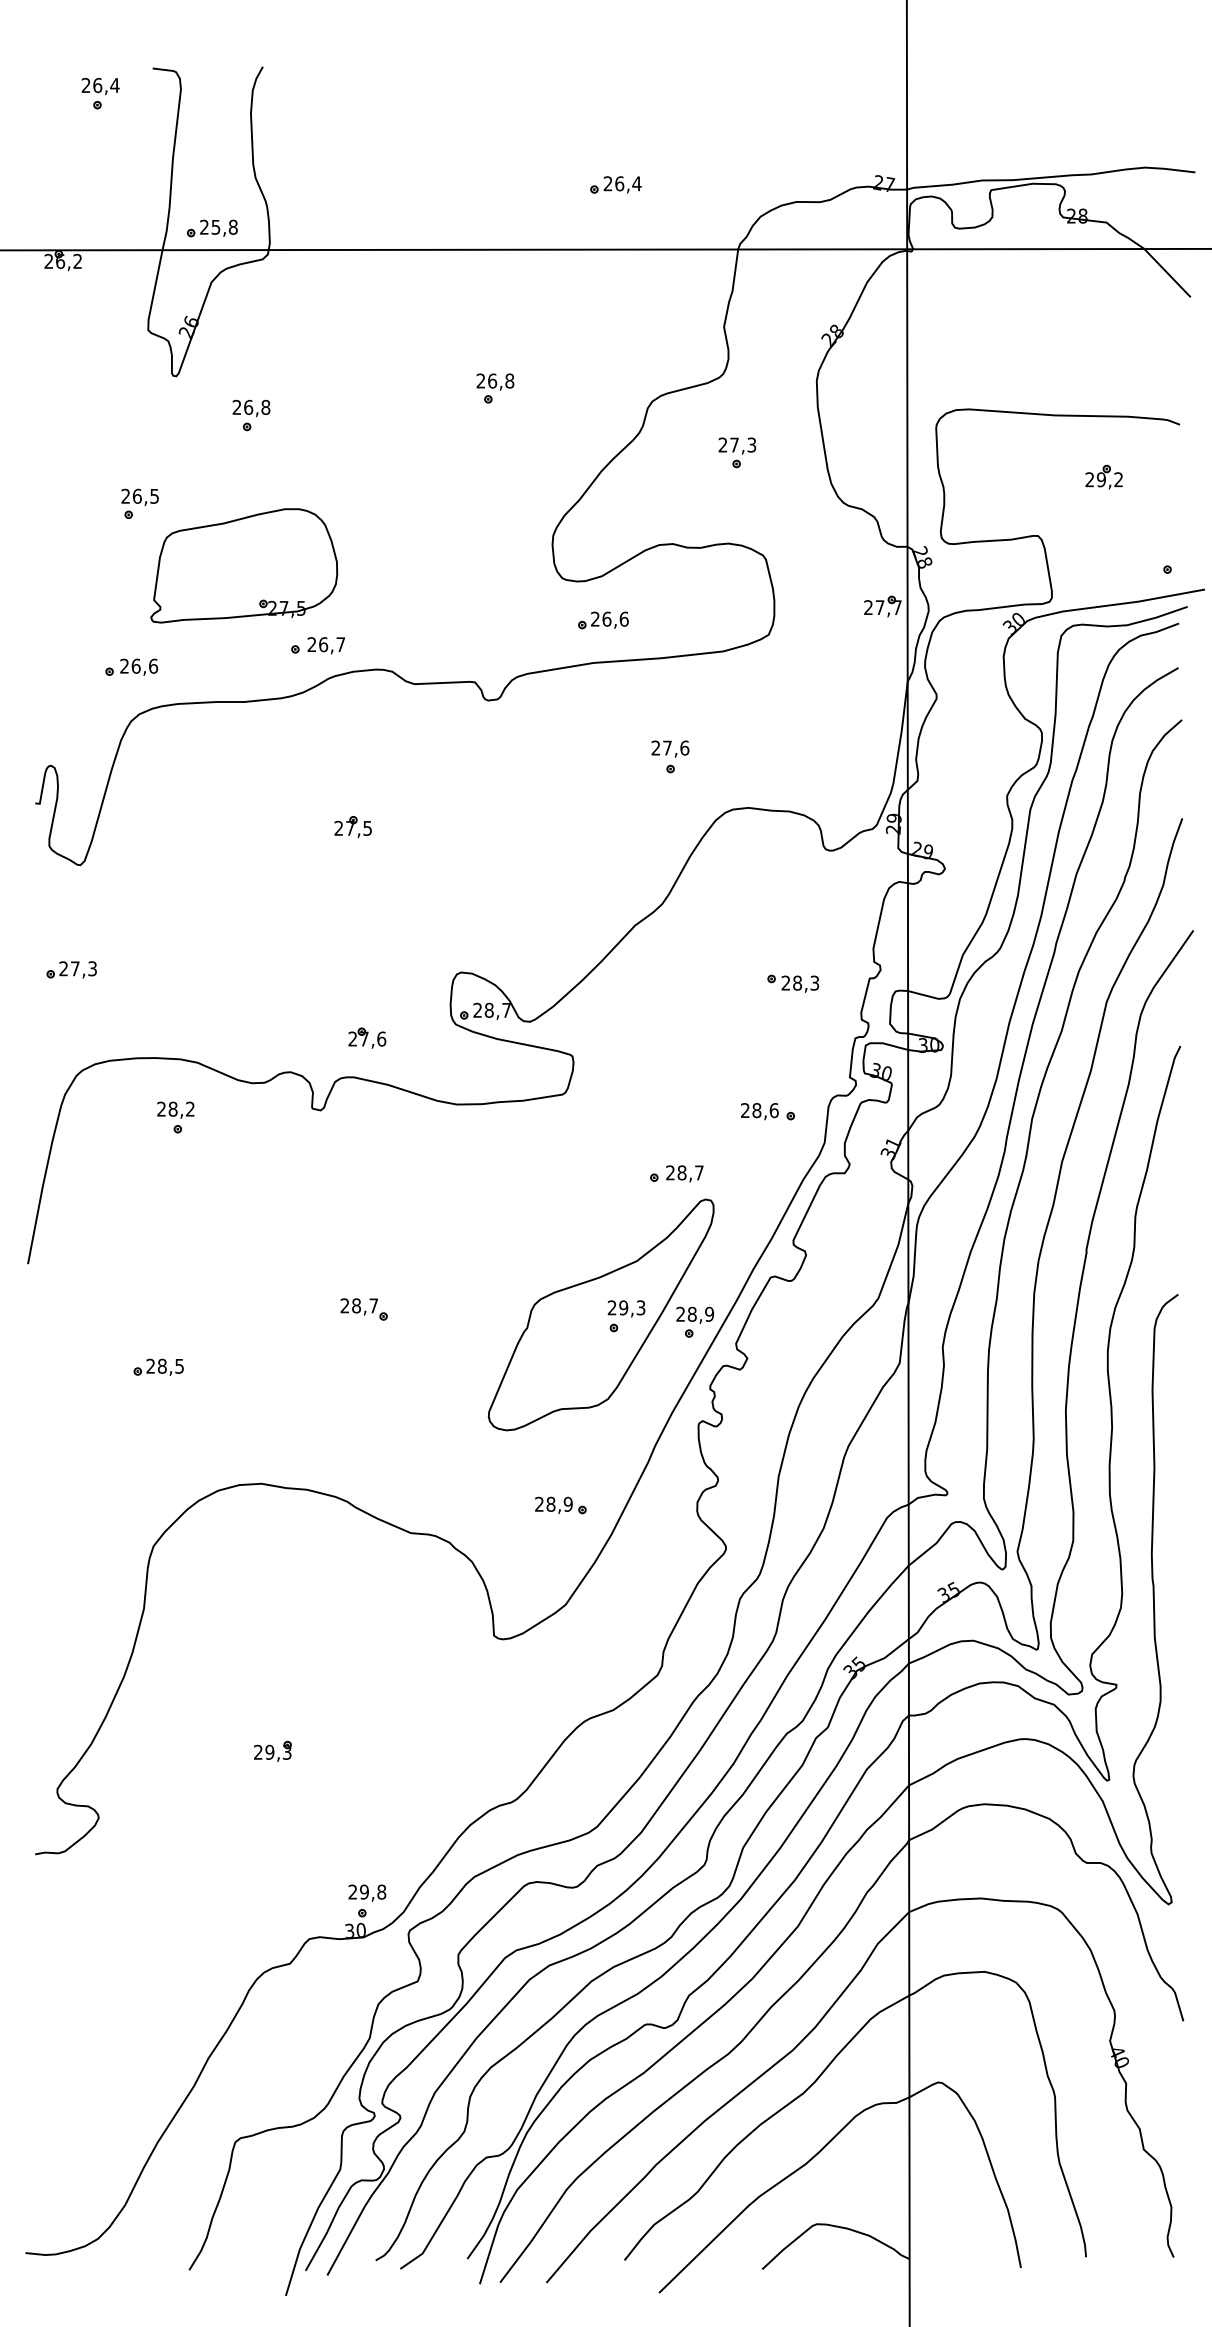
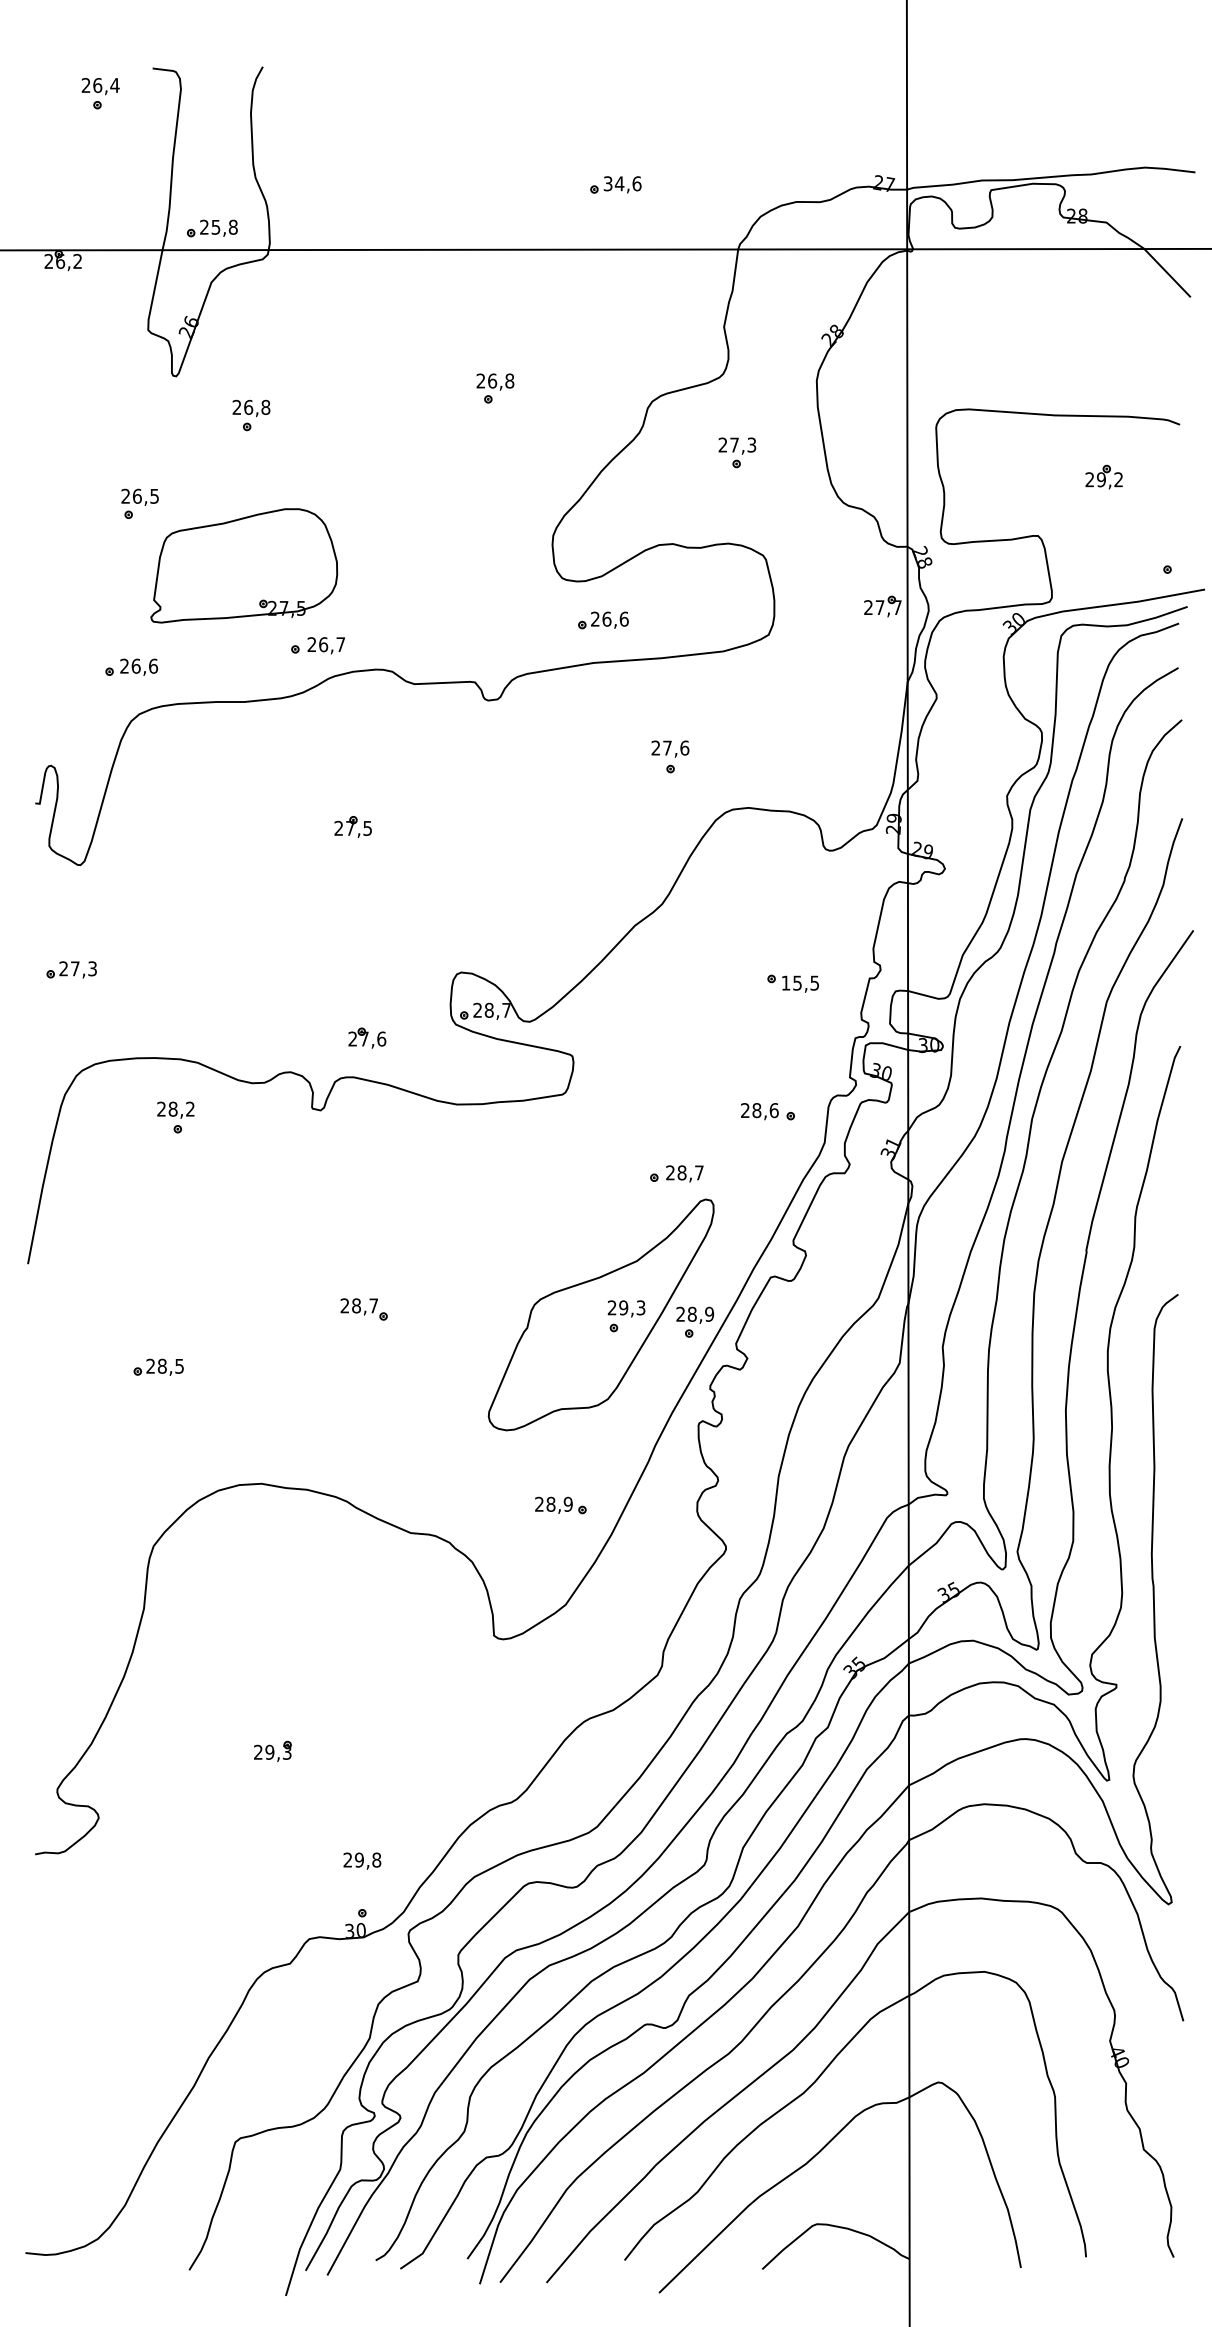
text: 26,4 -> 34,6 (622, 183)
text: 28,3 -> 15,5 (800, 982)
text position: (367, 1892) -> (362, 1860) (362, 1860)
